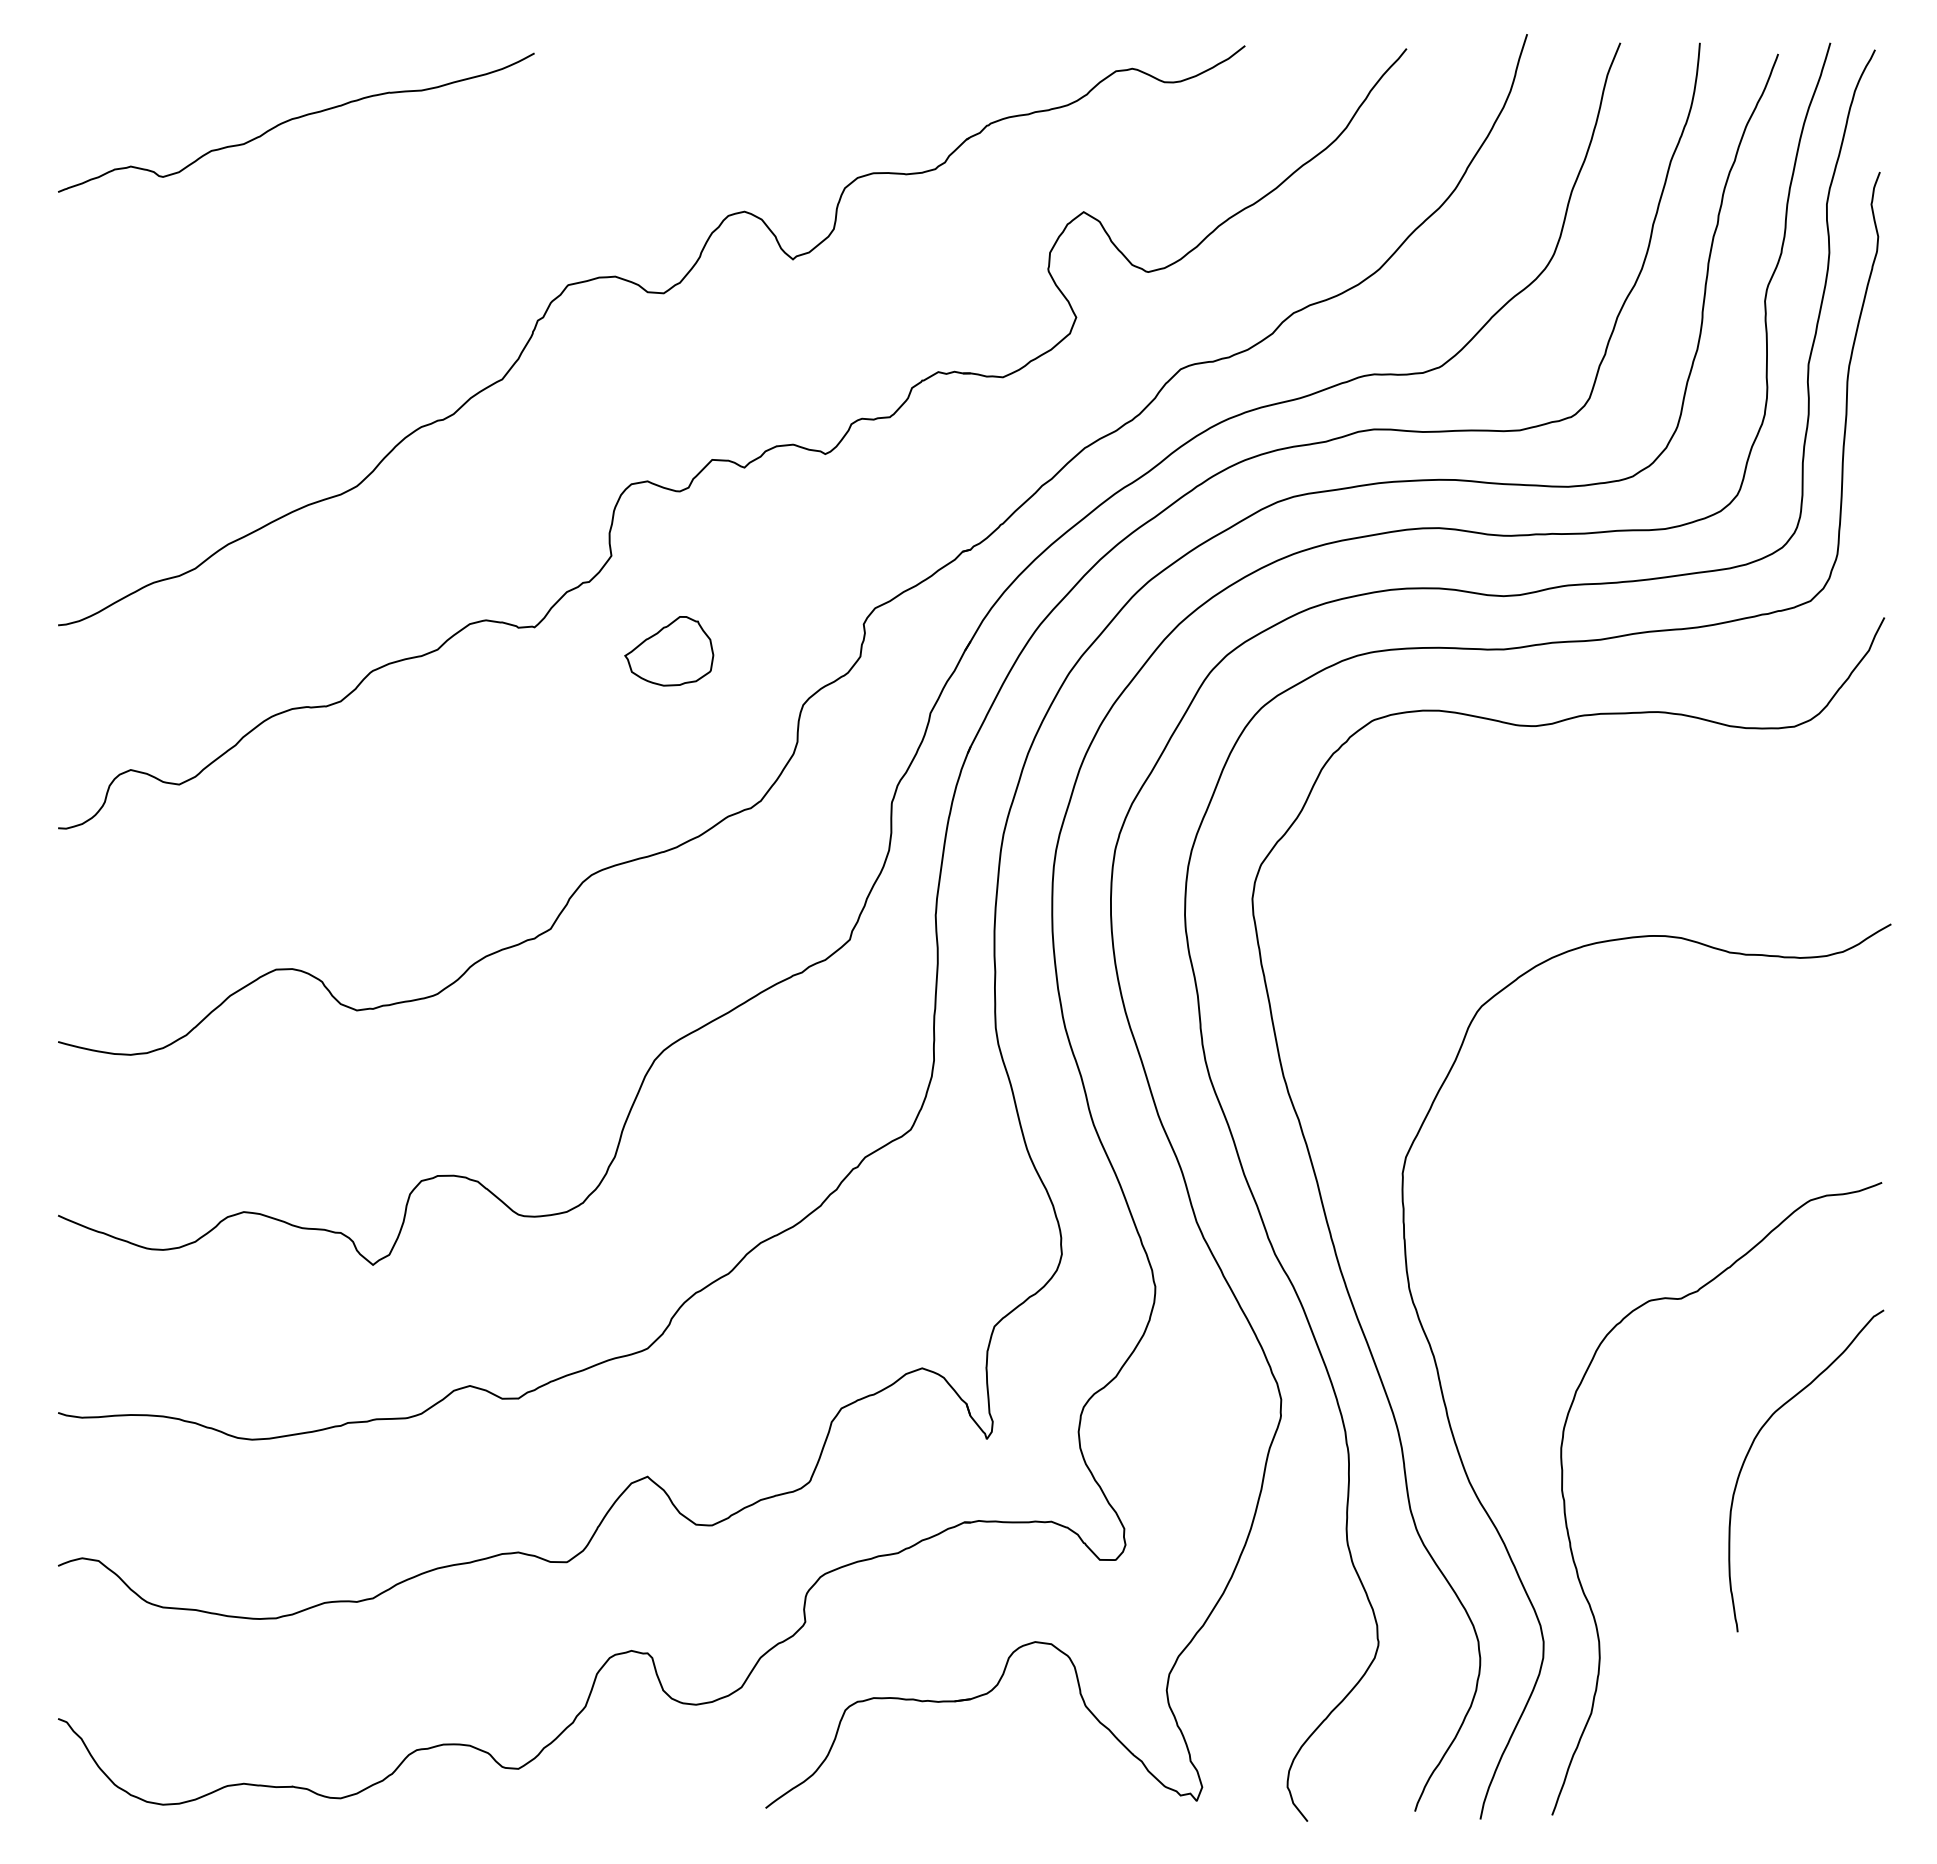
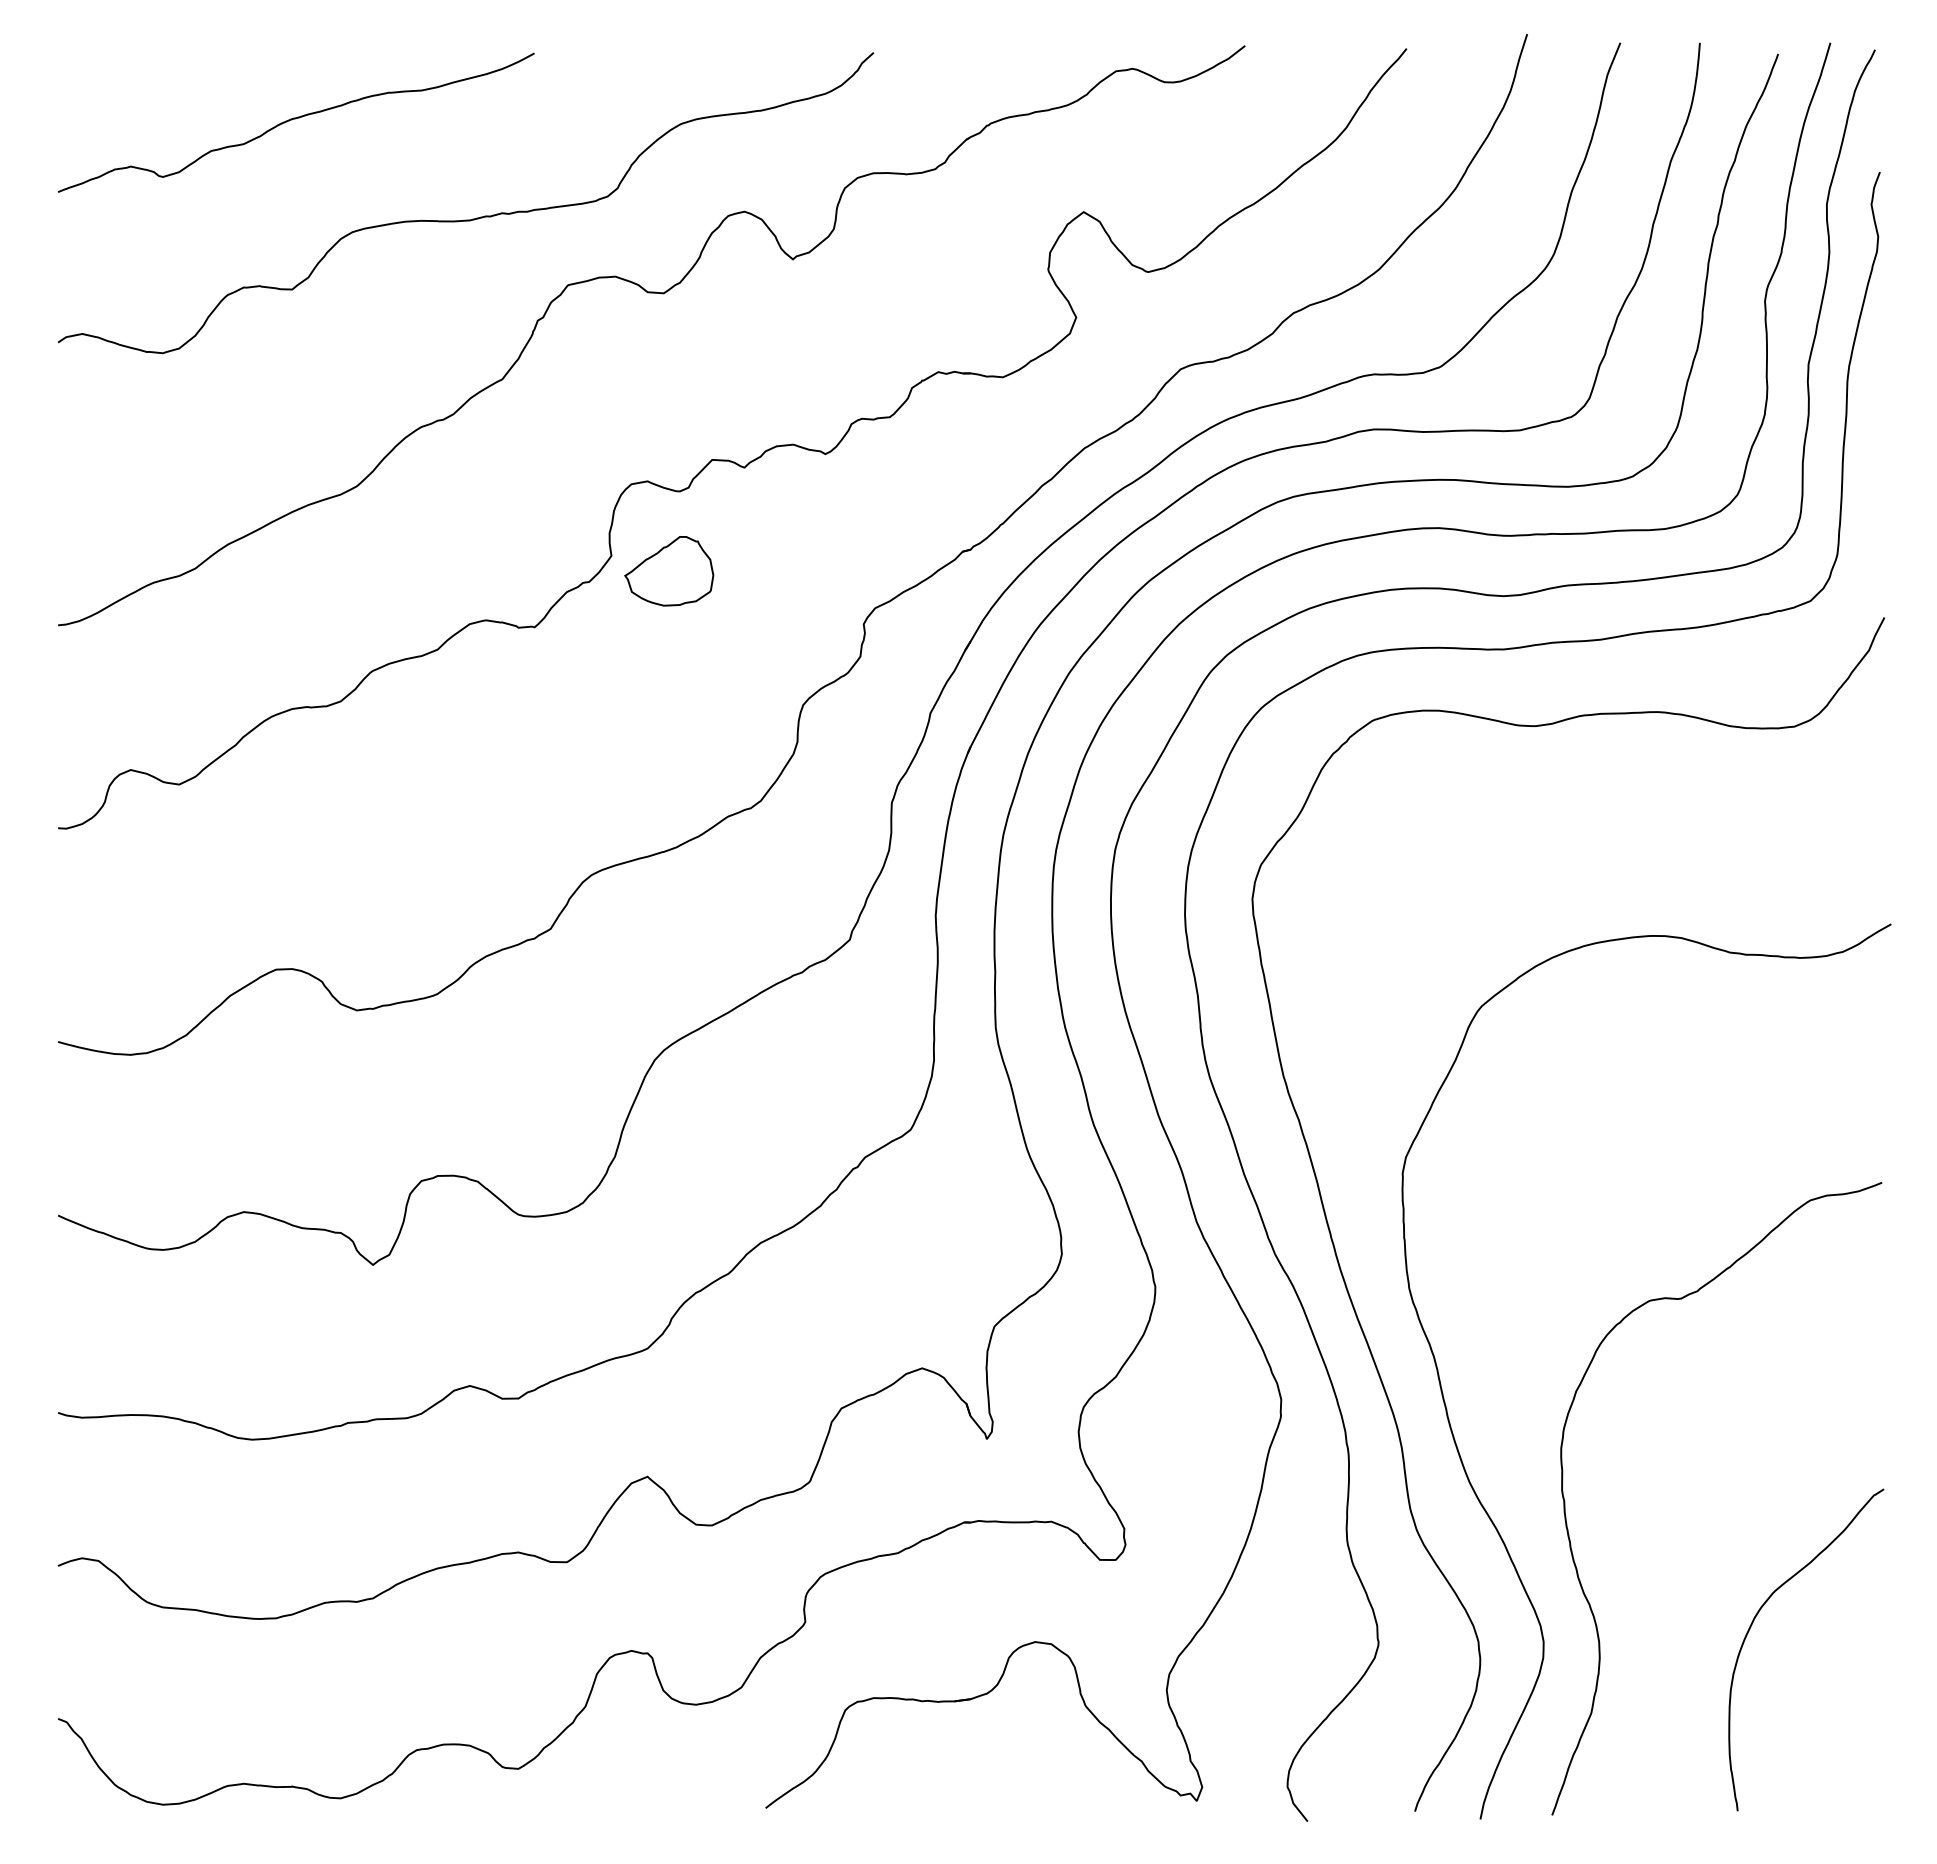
curve: none -> present (465, 219)
part position: (669, 651) -> (669, 571) (669, 571)
curve position: (1752, 1446) -> (1752, 1625) (1752, 1625)
